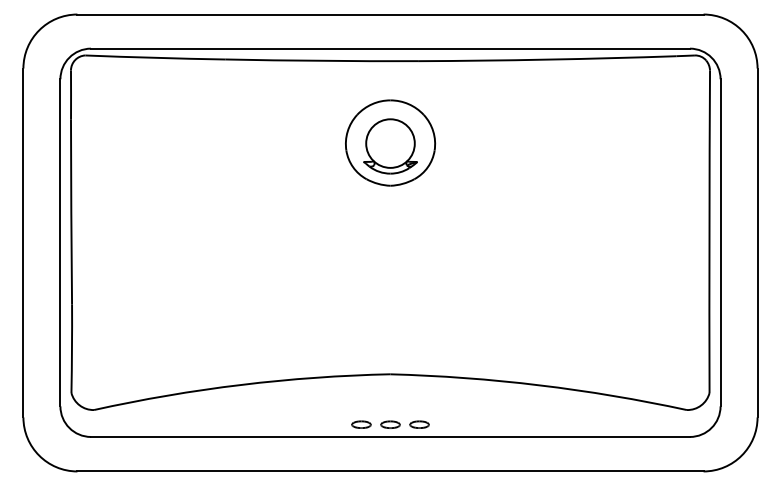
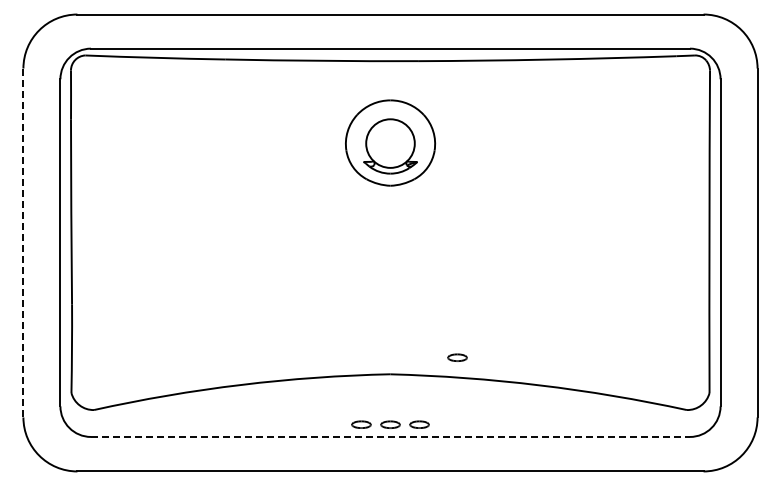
line: solid -> dashed (23, 243)
part: none -> present (457, 357)
line: solid -> dashed (391, 436)
